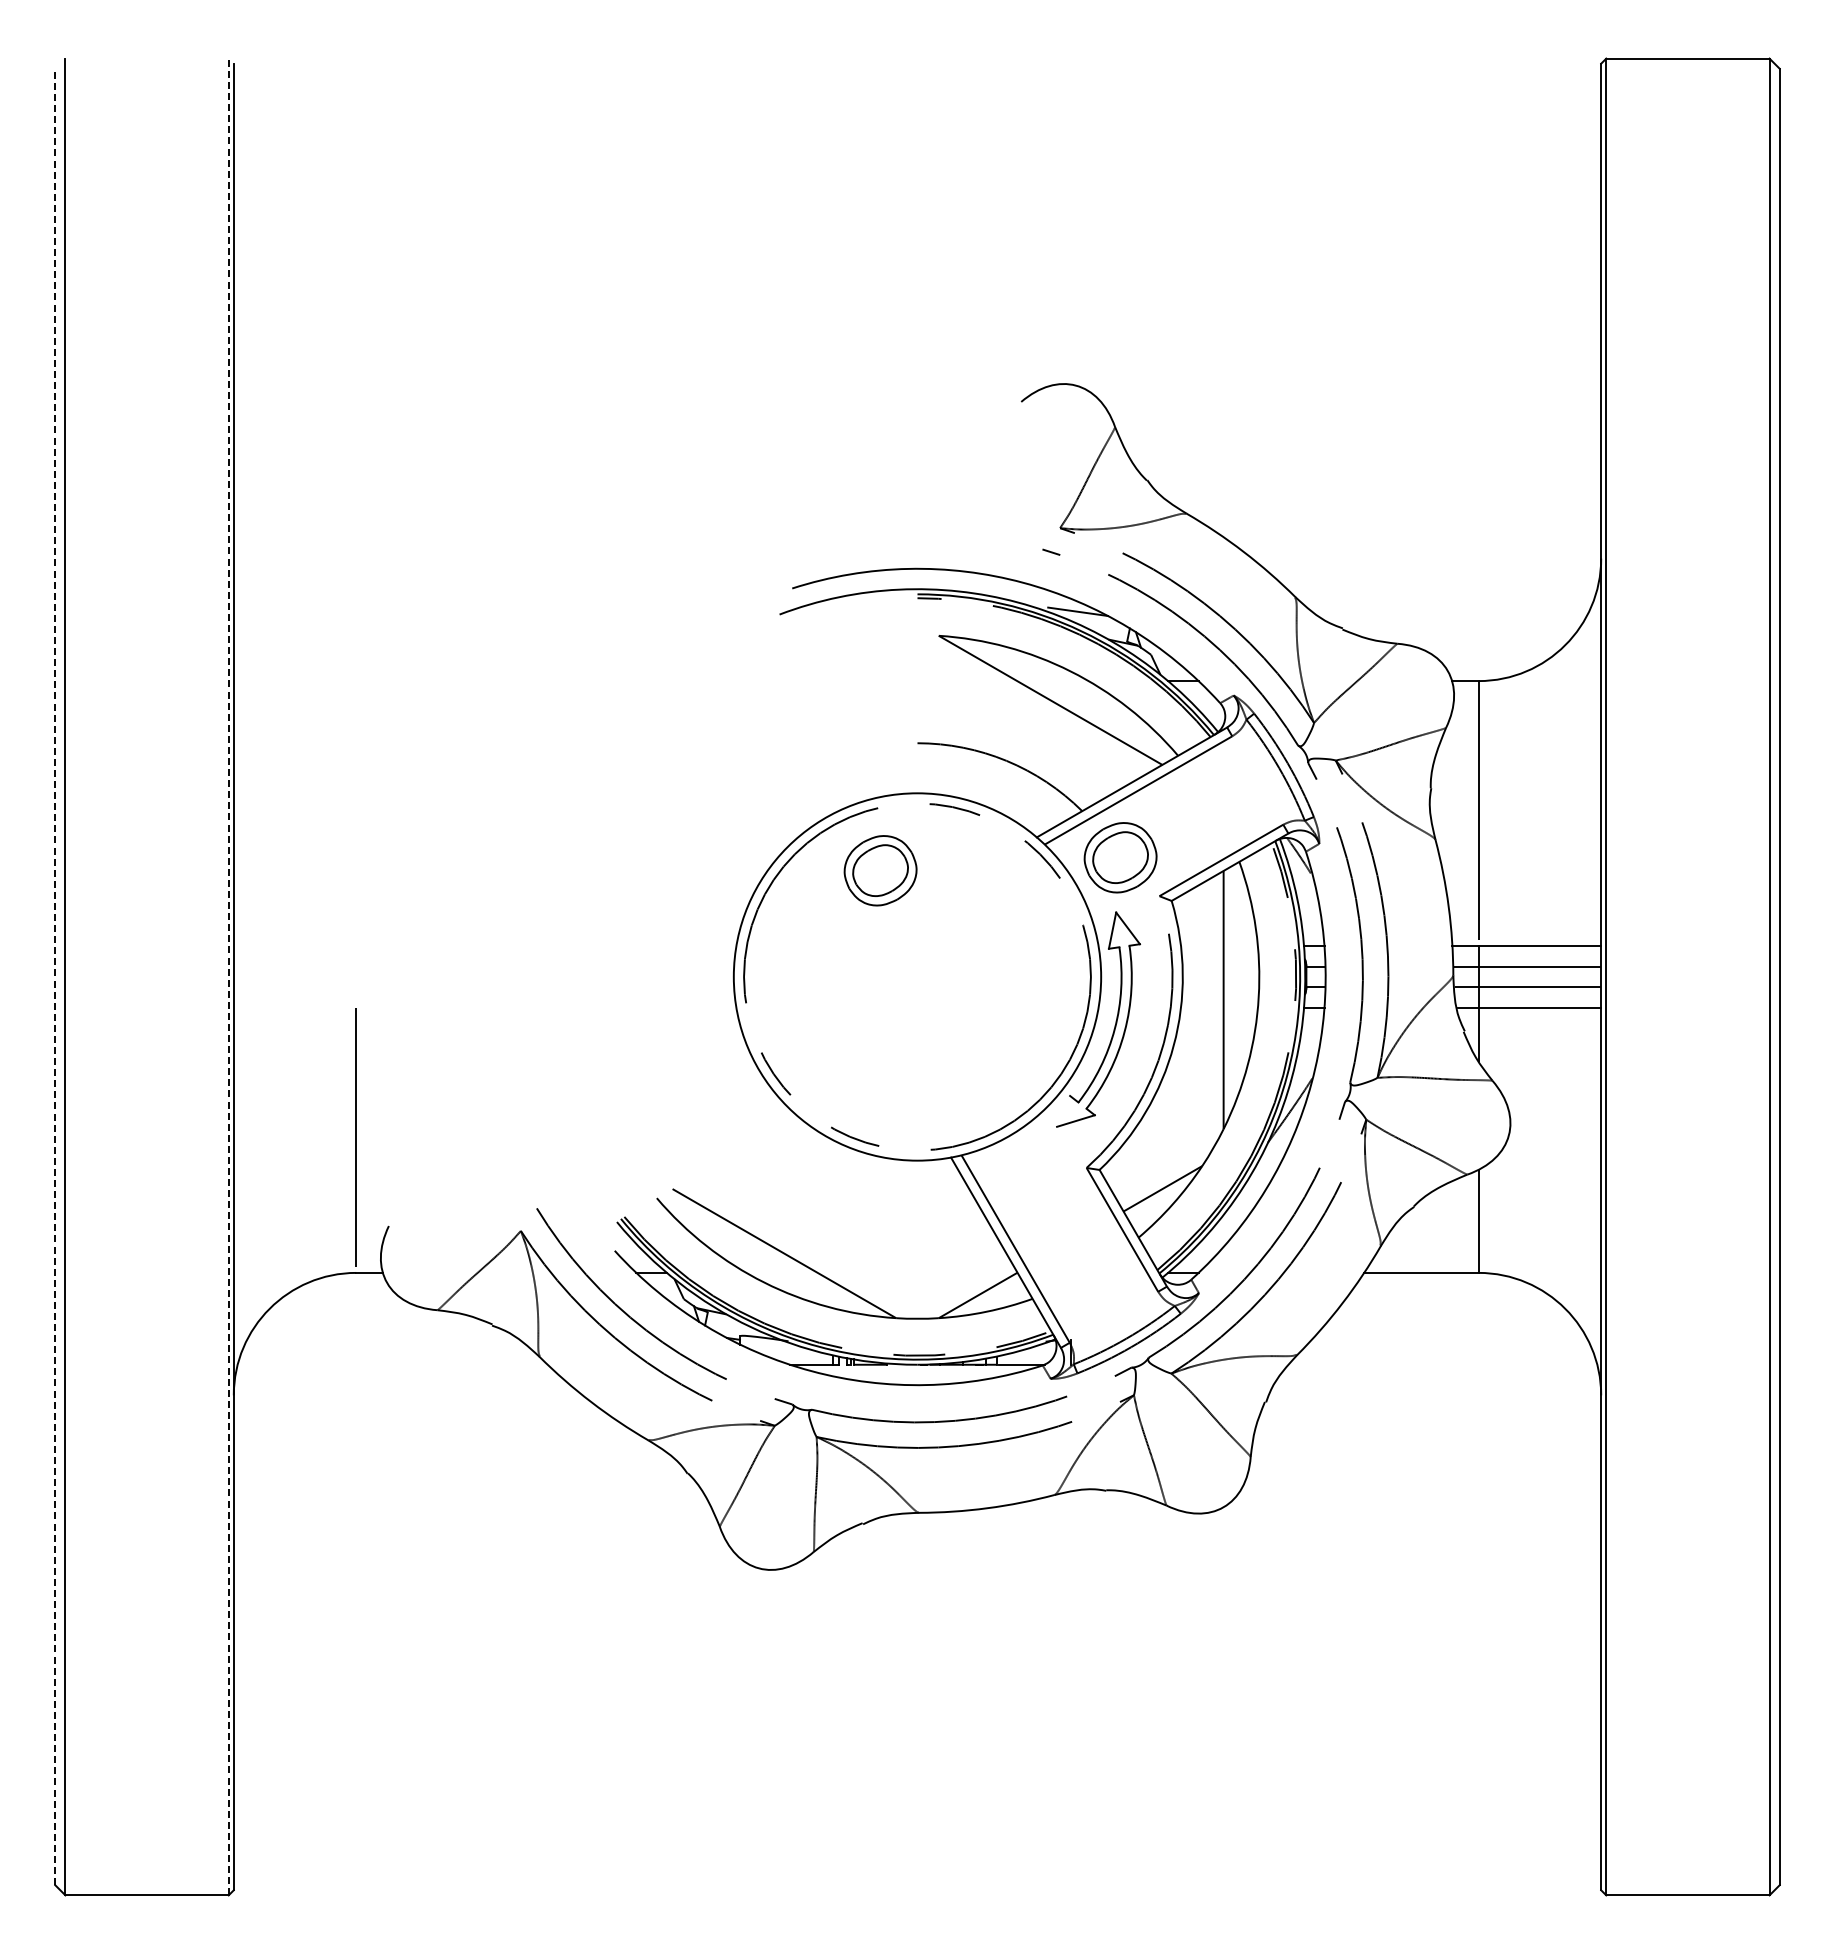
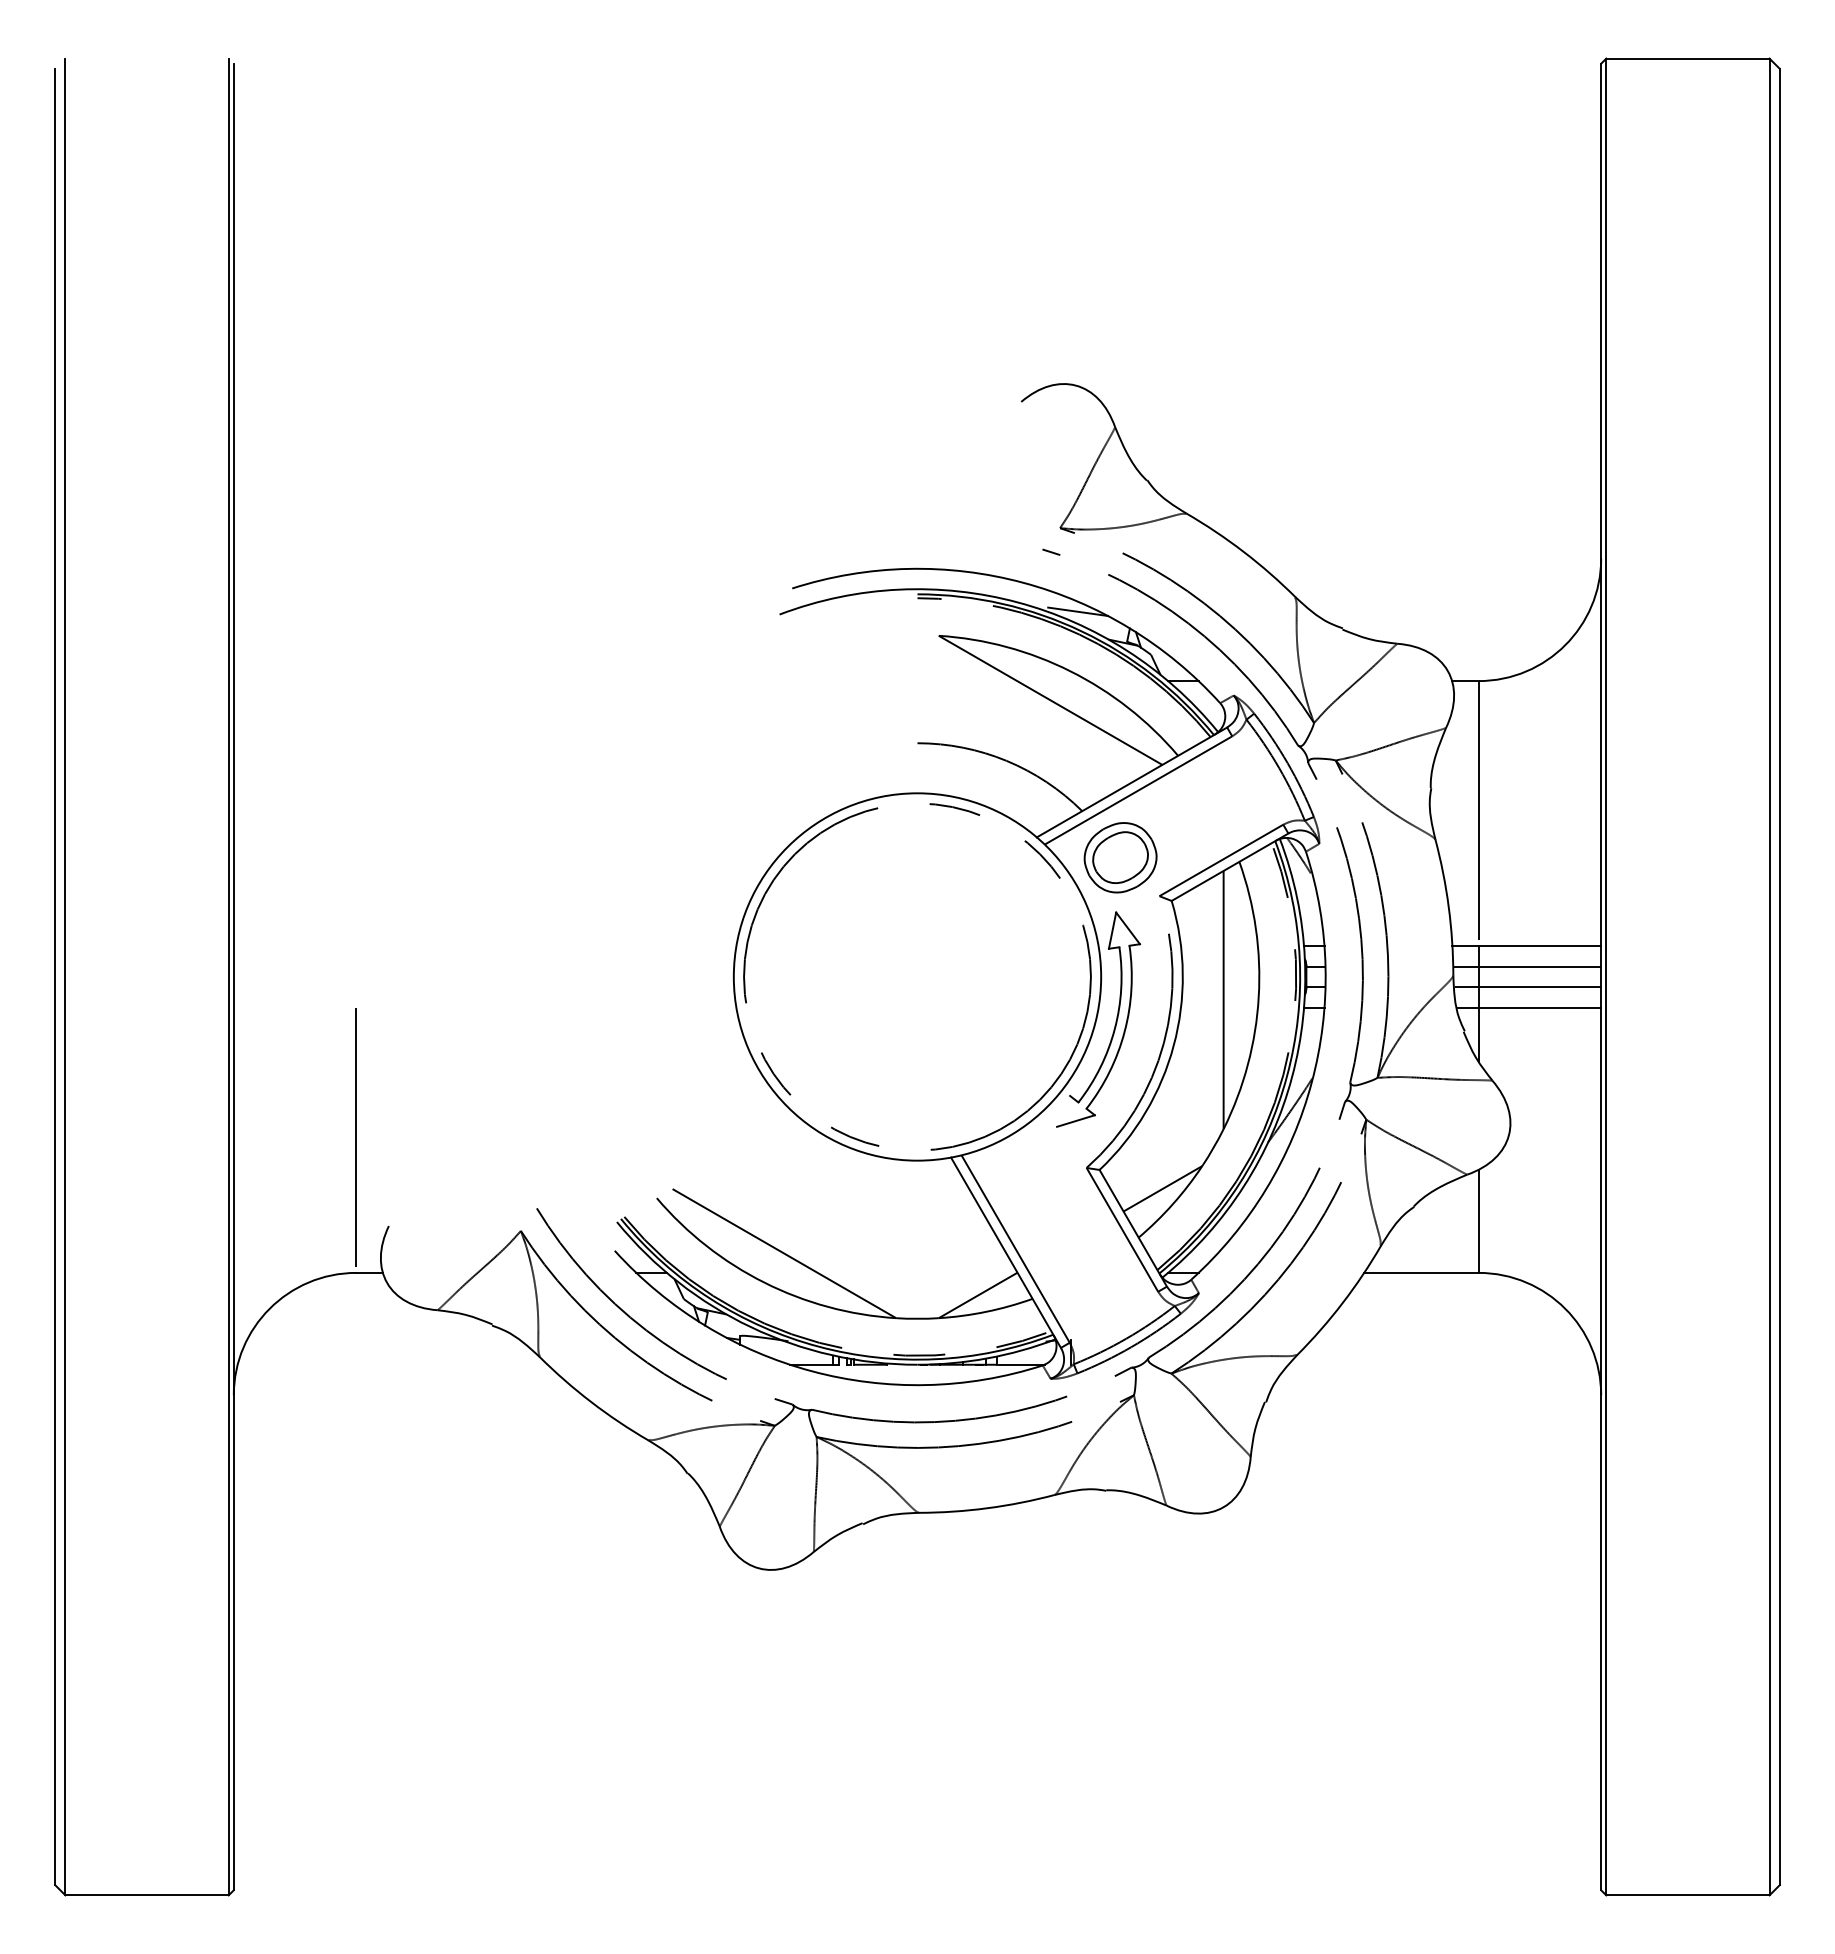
part: present -> none (880, 870)
line: dashed -> solid (55, 976)
line: dashed -> solid (228, 976)
